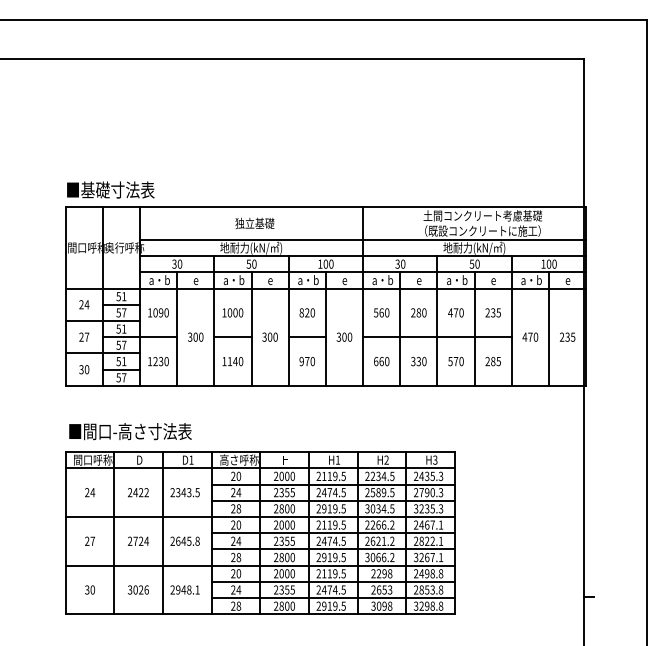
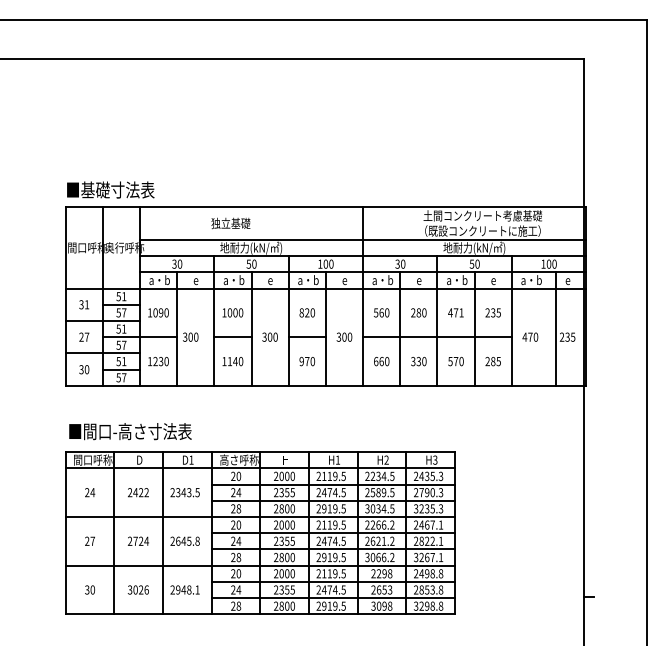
text position: (254, 223) -> (230, 223) (230, 223)
text: 24 -> 31 (84, 304)
text: 470 -> 471 (461, 312)
line position: (549, 328) -> (556, 328) (556, 328)
text position: (195, 336) -> (190, 336) (190, 336)
